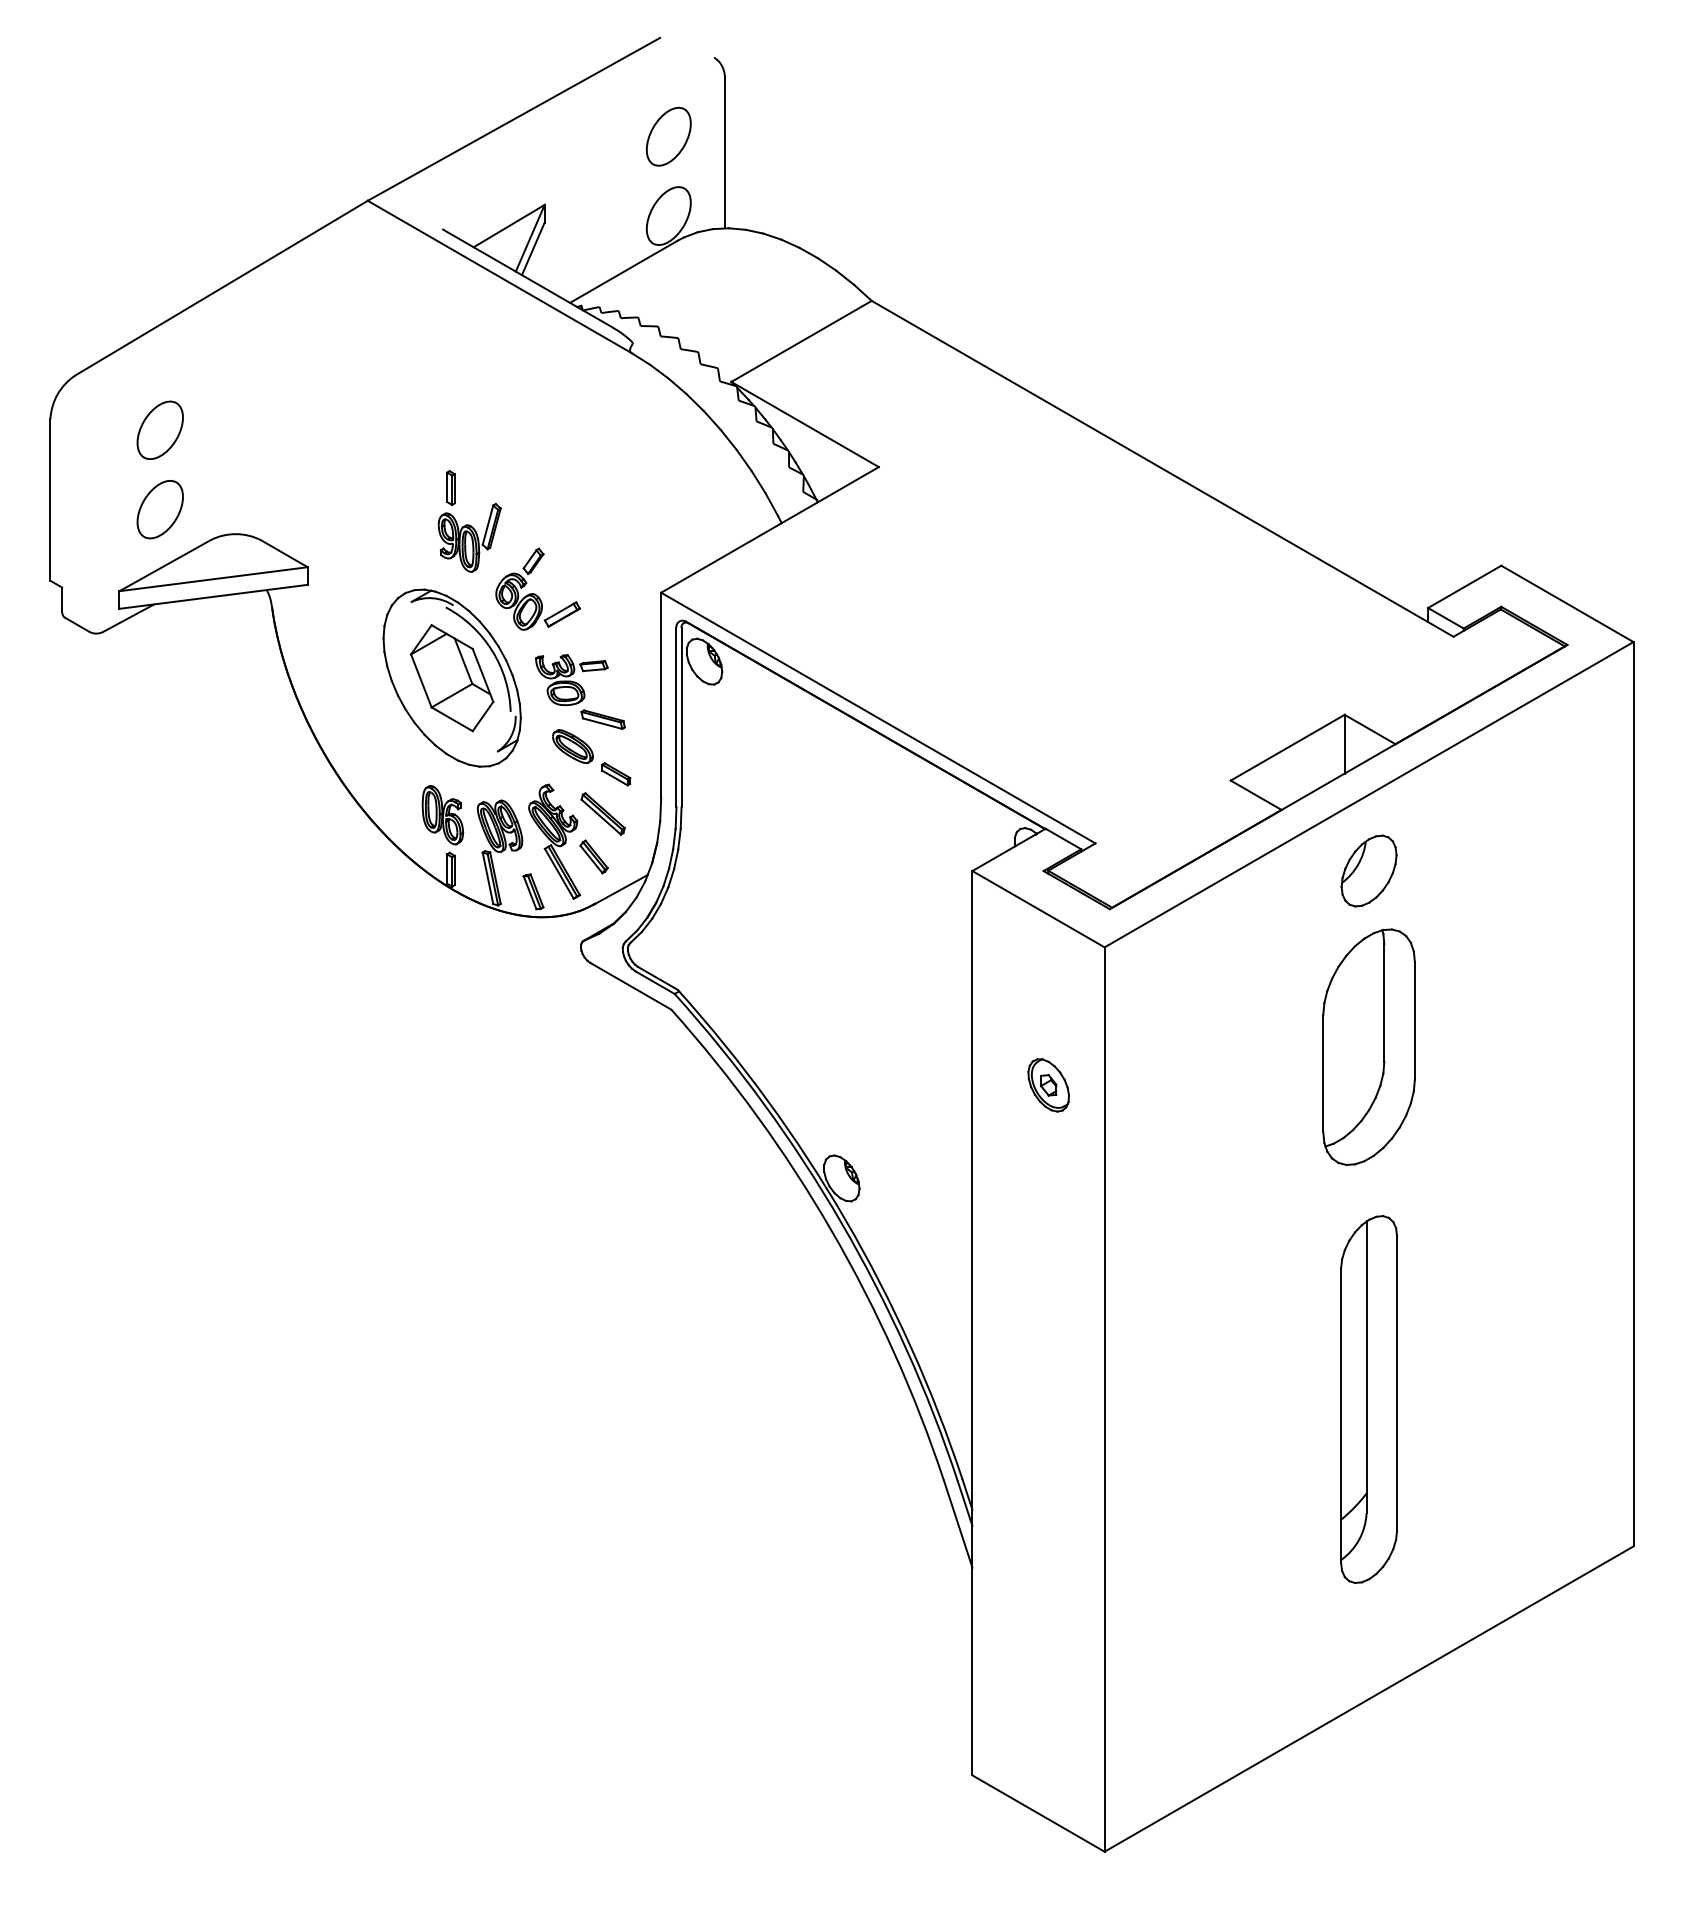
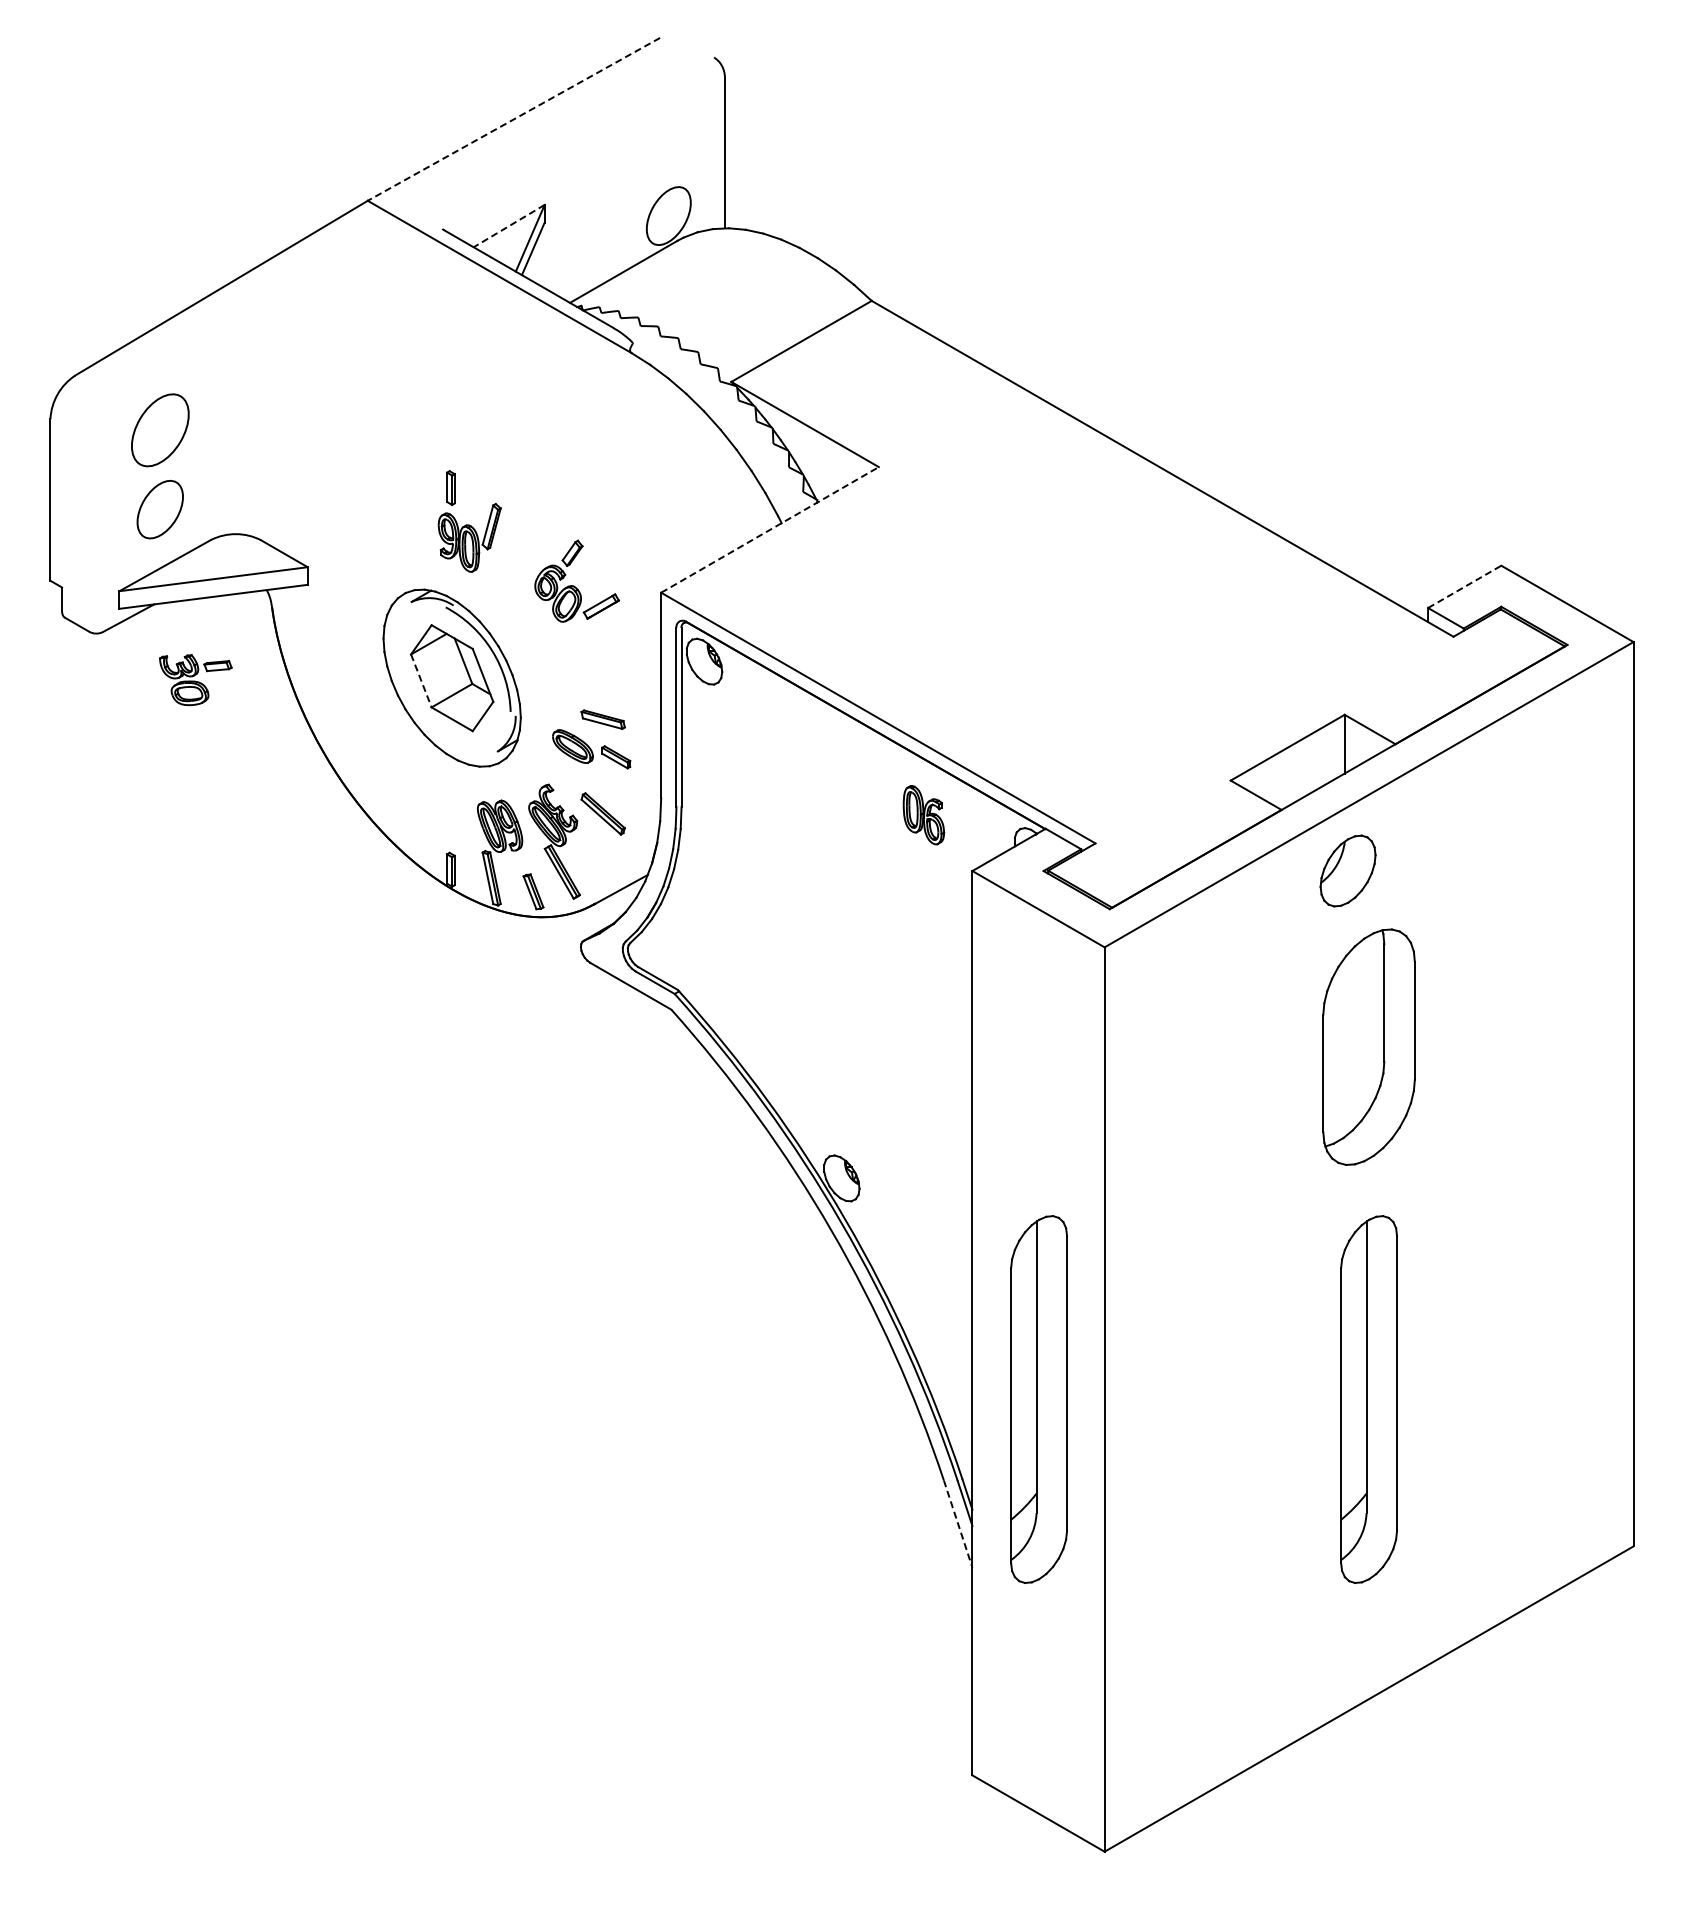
line: solid -> dashed (513, 119)
part: present -> none (668, 136)
line: solid -> dashed (508, 226)
part size: 48x61 px -> 59x75 px (160, 430)
line: solid -> dashed (770, 529)
line: solid -> dashed (1465, 586)
part position: (537, 588) -> (576, 580) (576, 580)
part position: (571, 680) -> (195, 680) (195, 680)
line: solid -> dashed (421, 681)
part position: (616, 774) -> (616, 757) (616, 757)
part position: (442, 815) -> (923, 815) (923, 815)
part: present -> none (593, 856)
part position: (1368, 870) -> (1347, 870) (1347, 870)
part: present -> none (1048, 1085)
part: none -> present (1038, 1399)
line: solid -> dashed (958, 1524)
